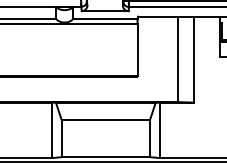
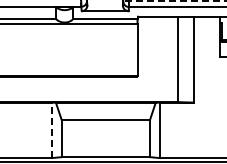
line: solid -> dashed (174, 1)
line: solid -> dashed (51, 130)
